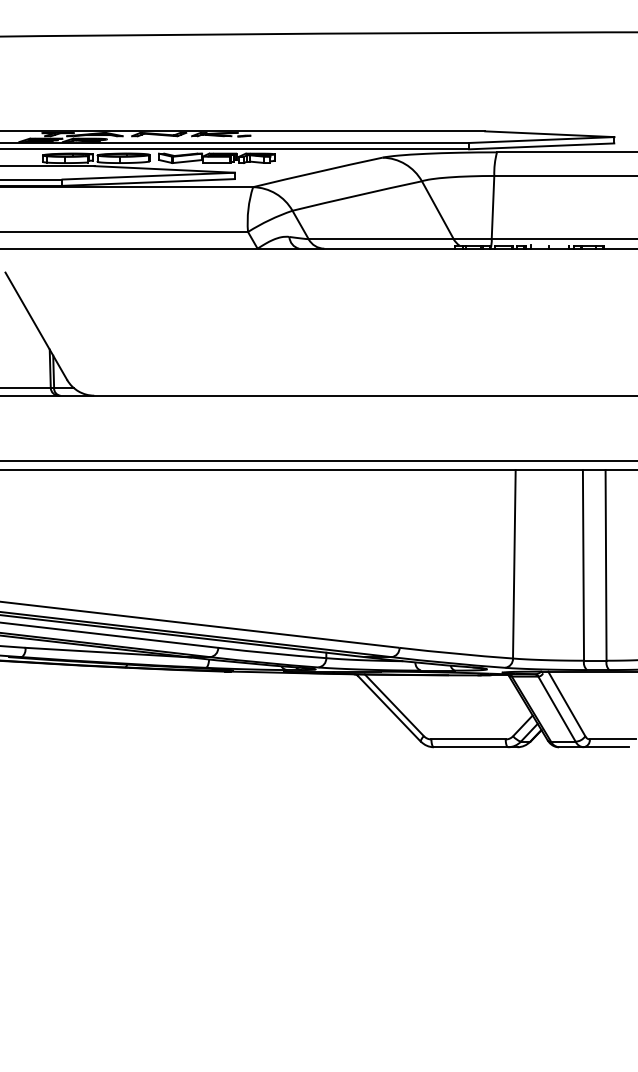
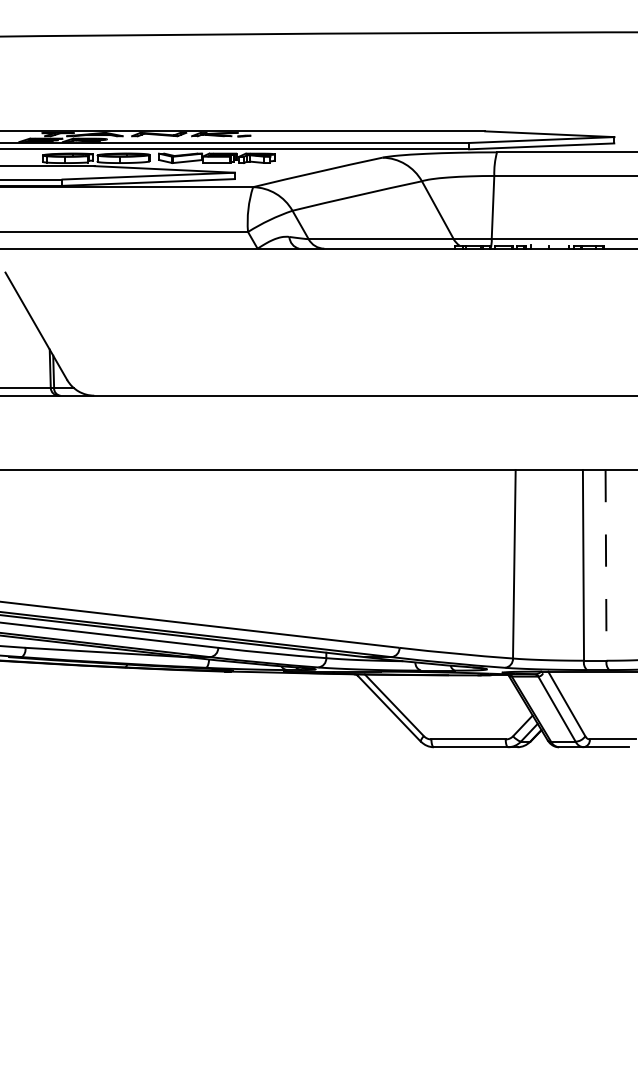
line: present -> none (318, 460)
line: solid -> dashed (606, 565)
